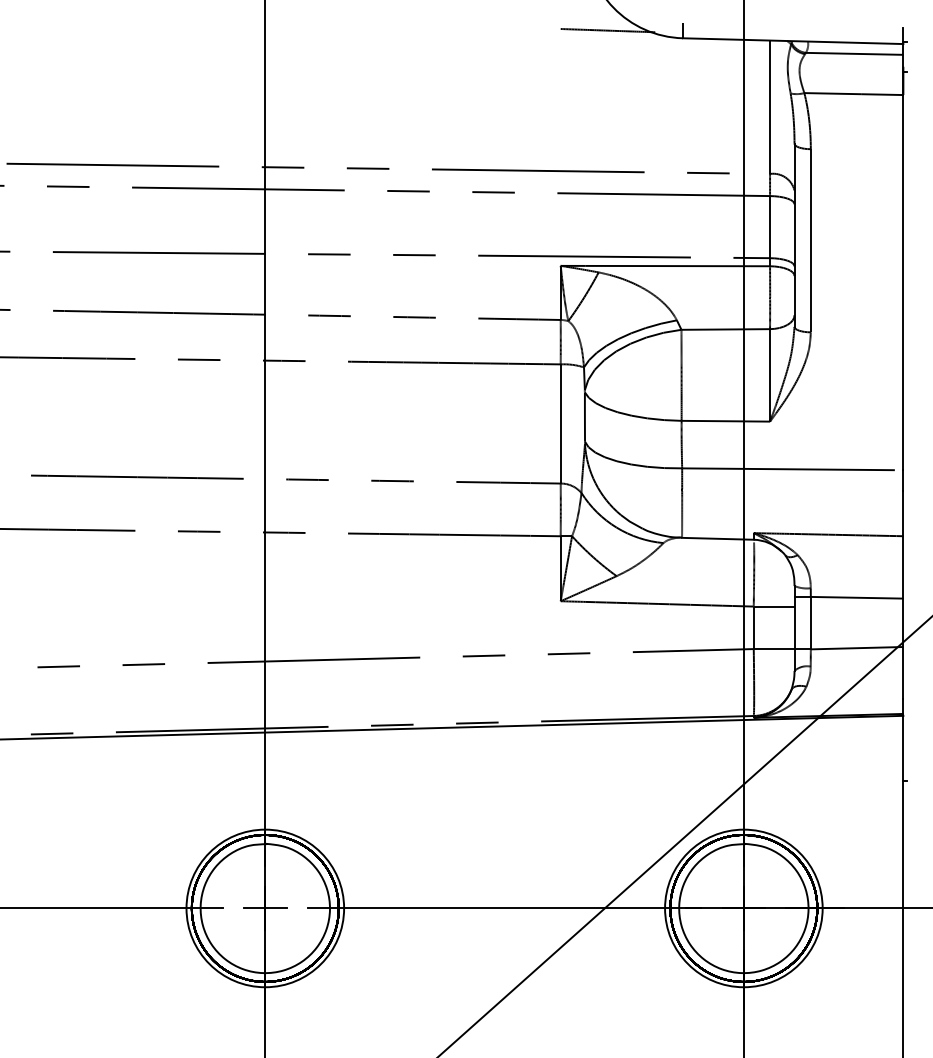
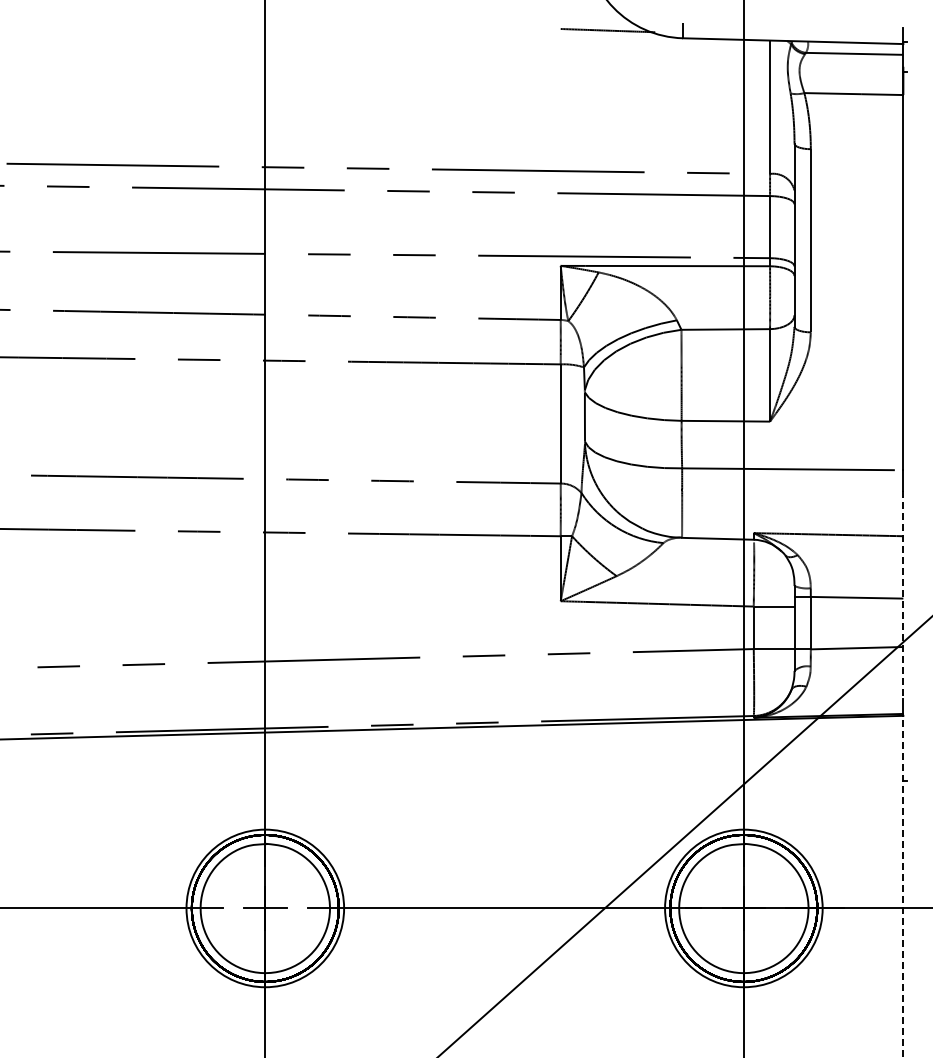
line: solid -> dashed (903, 595)
line: solid -> dashed (903, 886)
